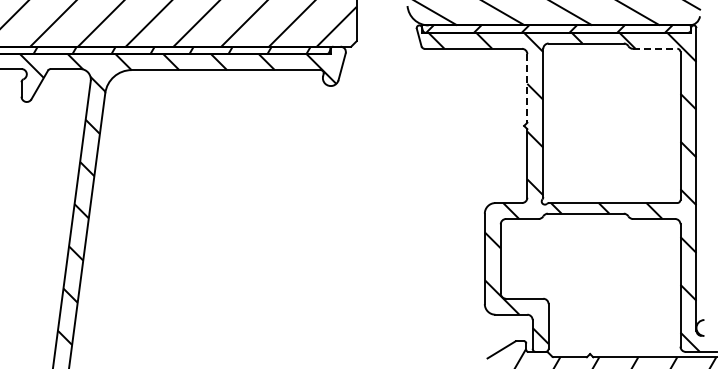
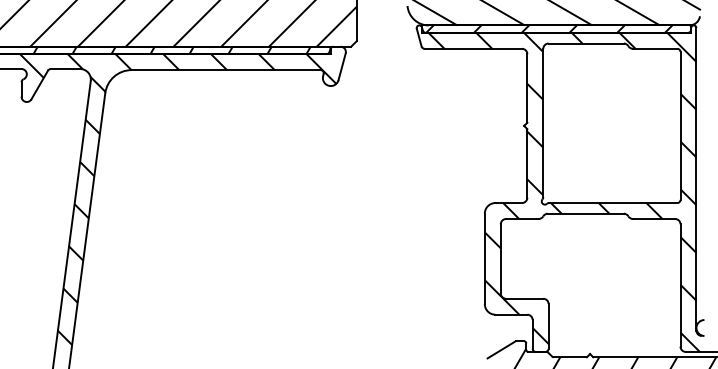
line: dashed -> solid (655, 48)
line: dashed -> solid (527, 88)
